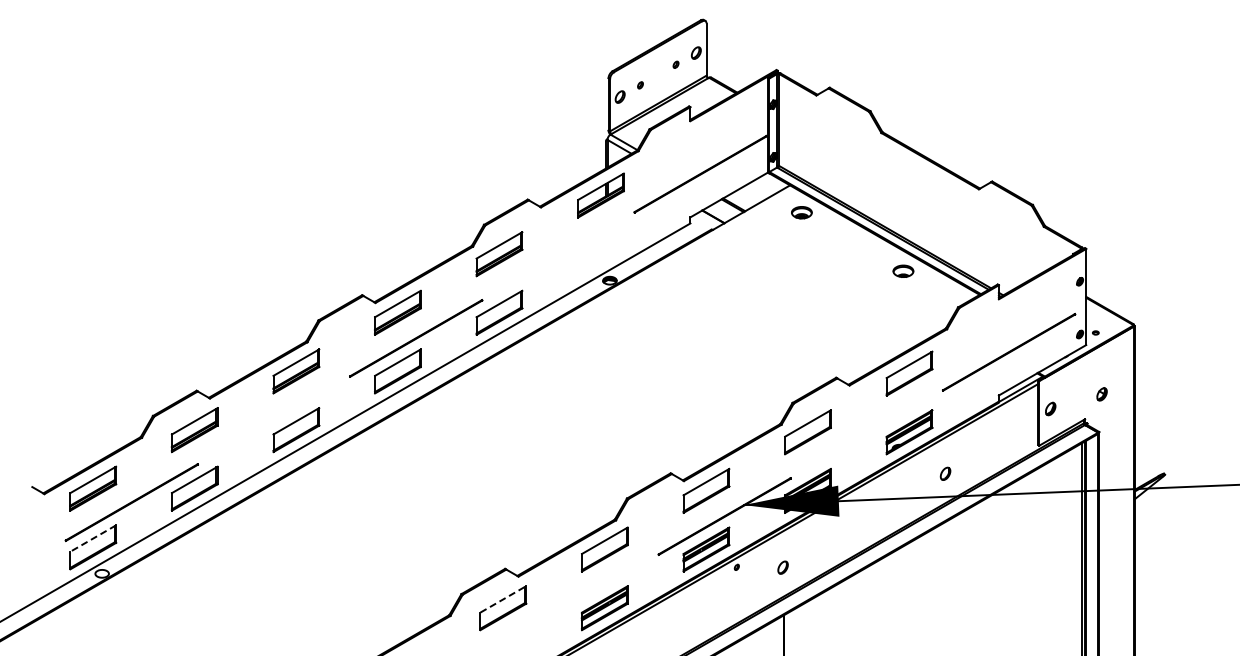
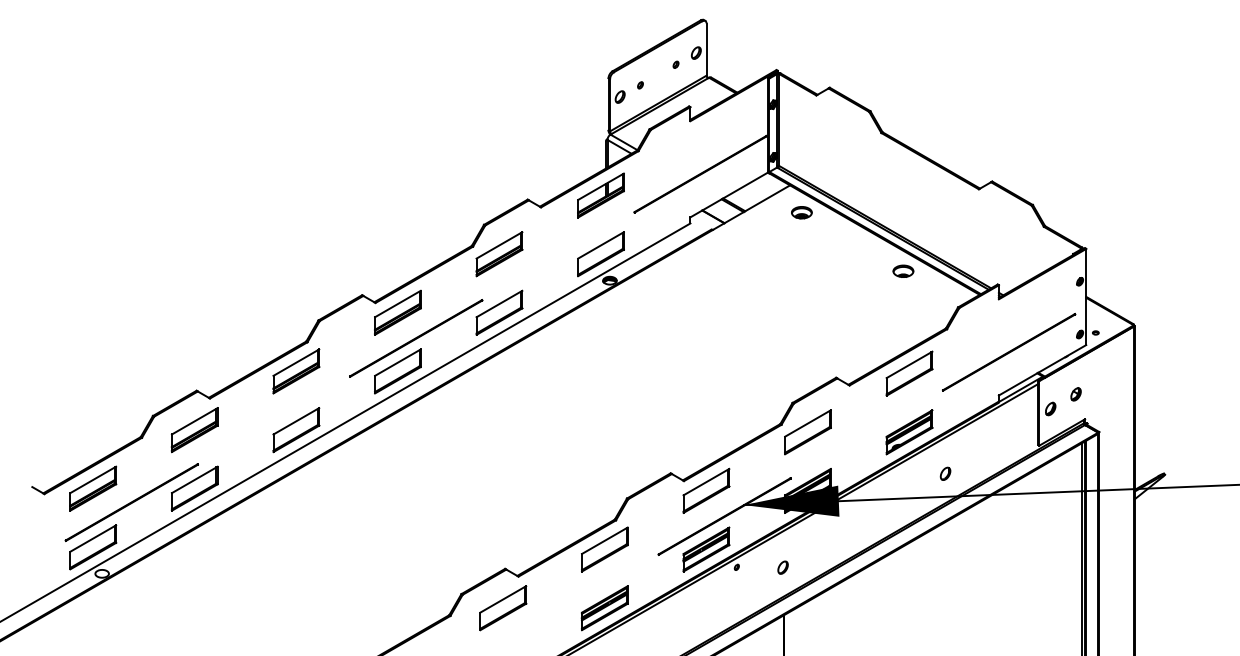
part: none -> present (600, 254)
part position: (1101, 394) -> (1075, 394) (1075, 394)
line: dashed -> solid (92, 538)
line: dashed -> solid (503, 599)
